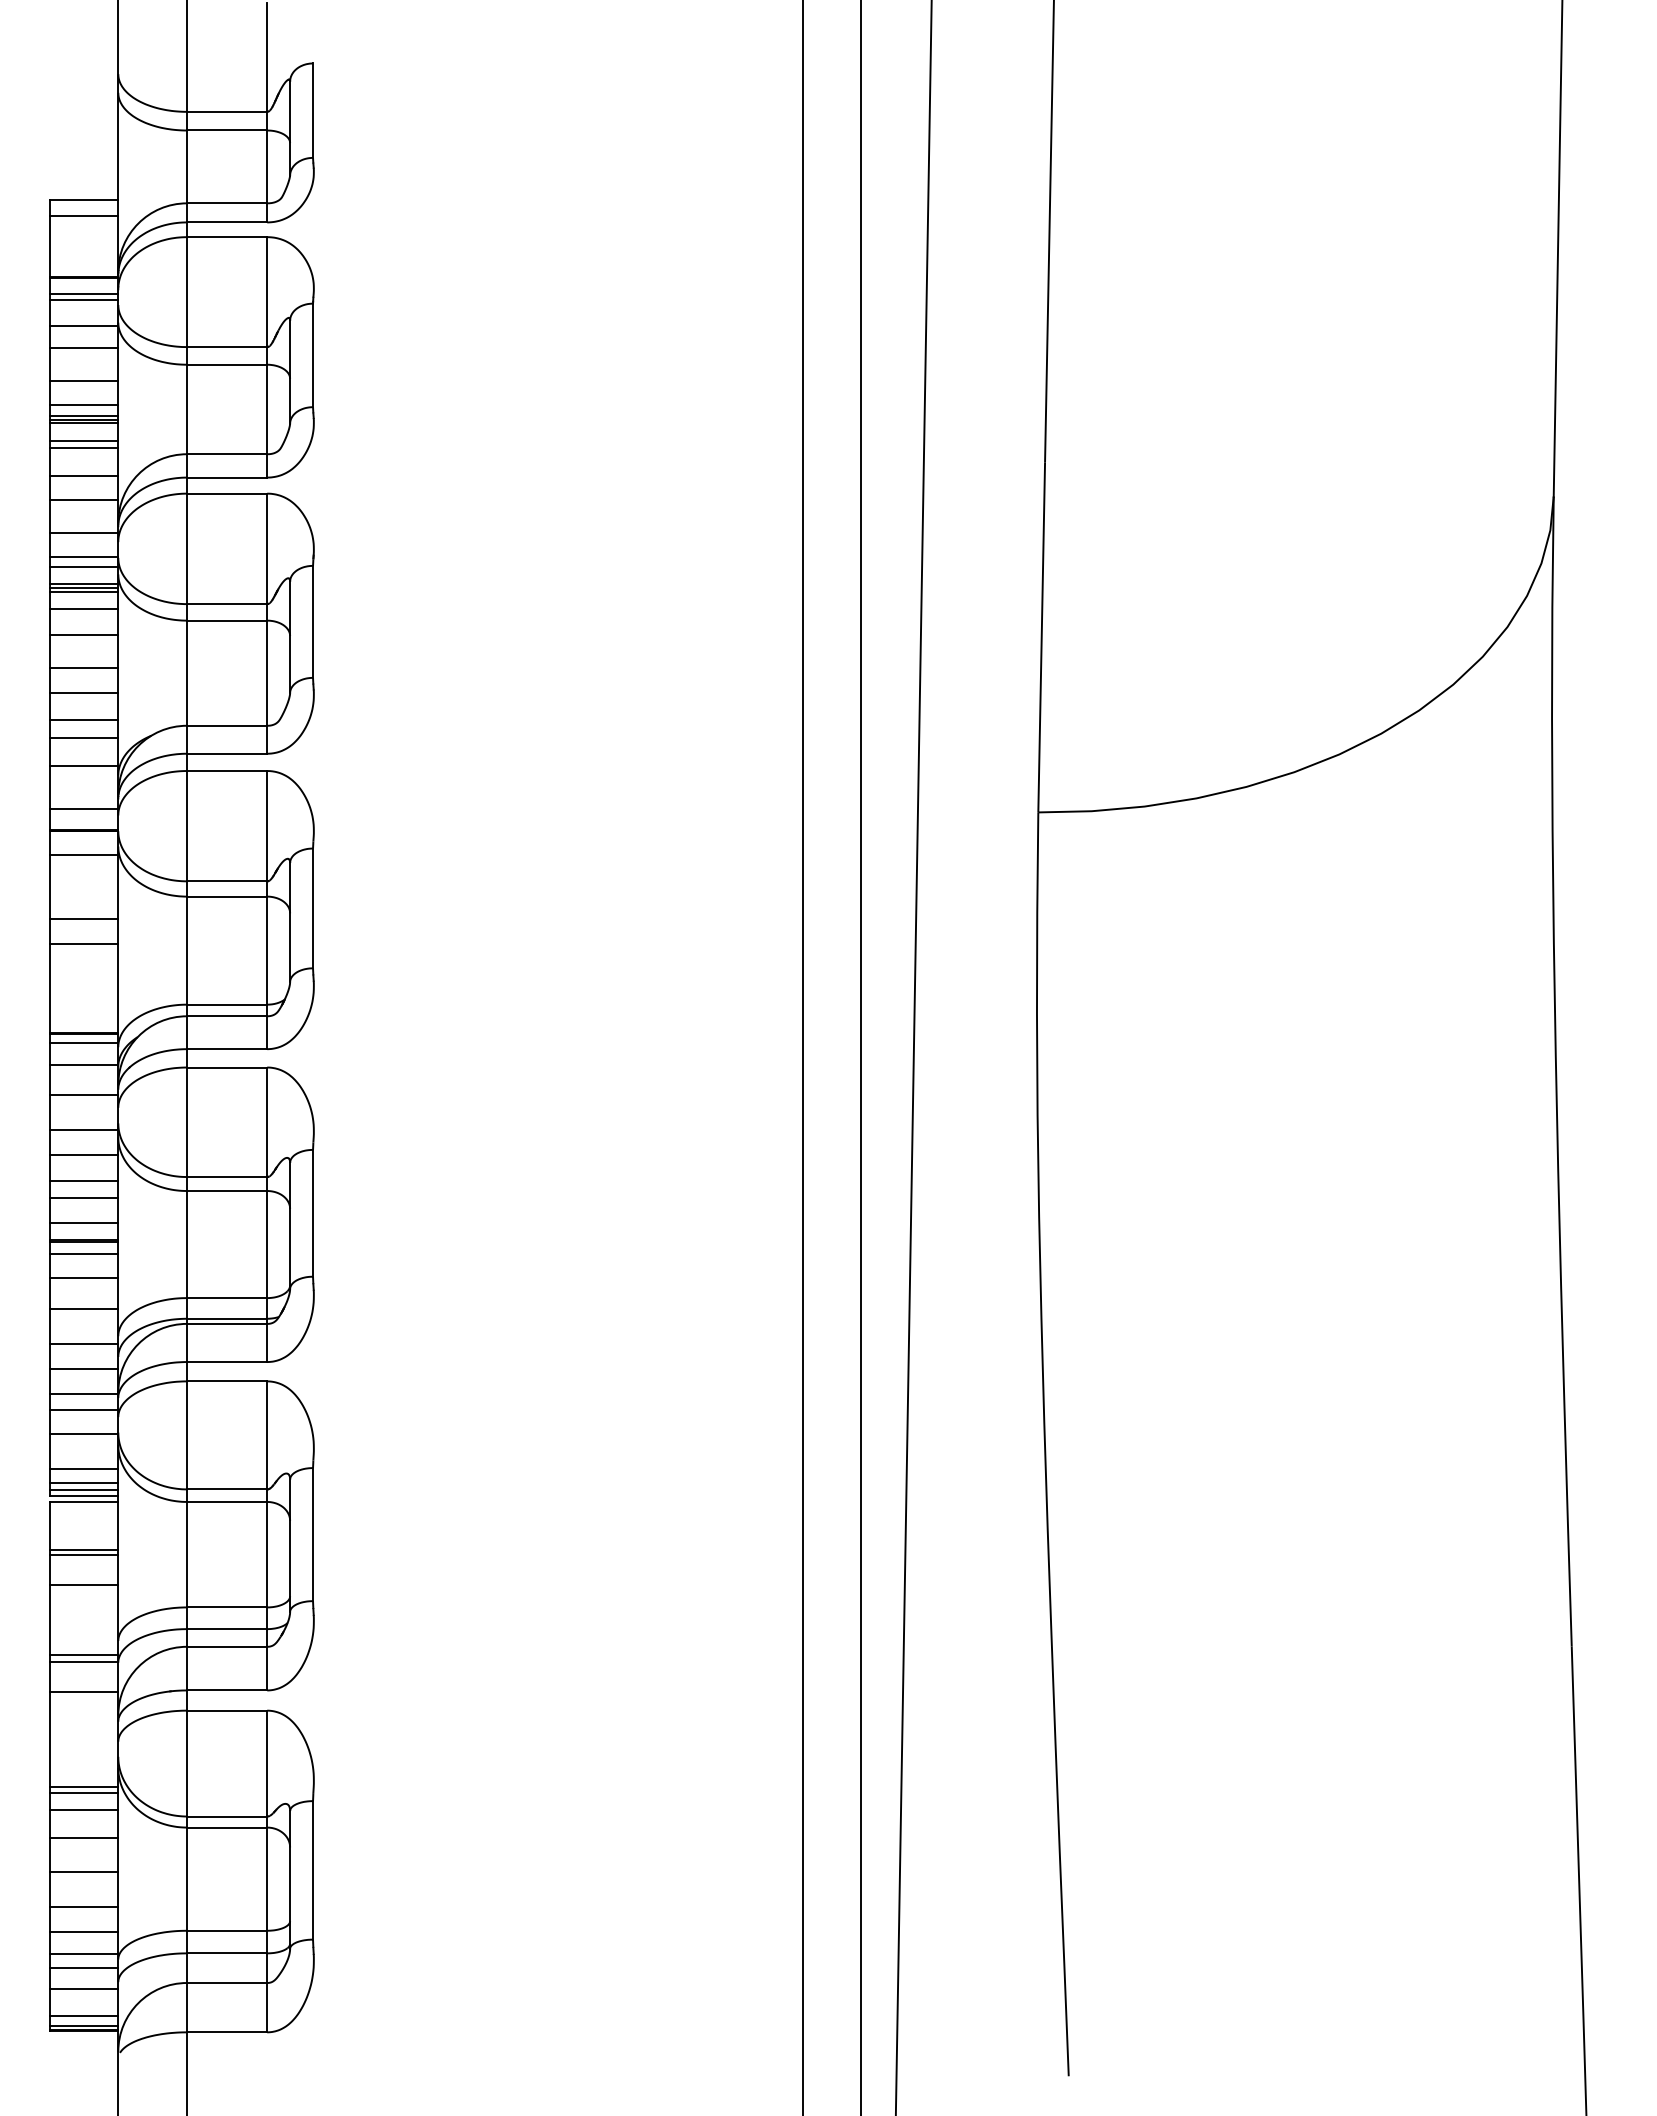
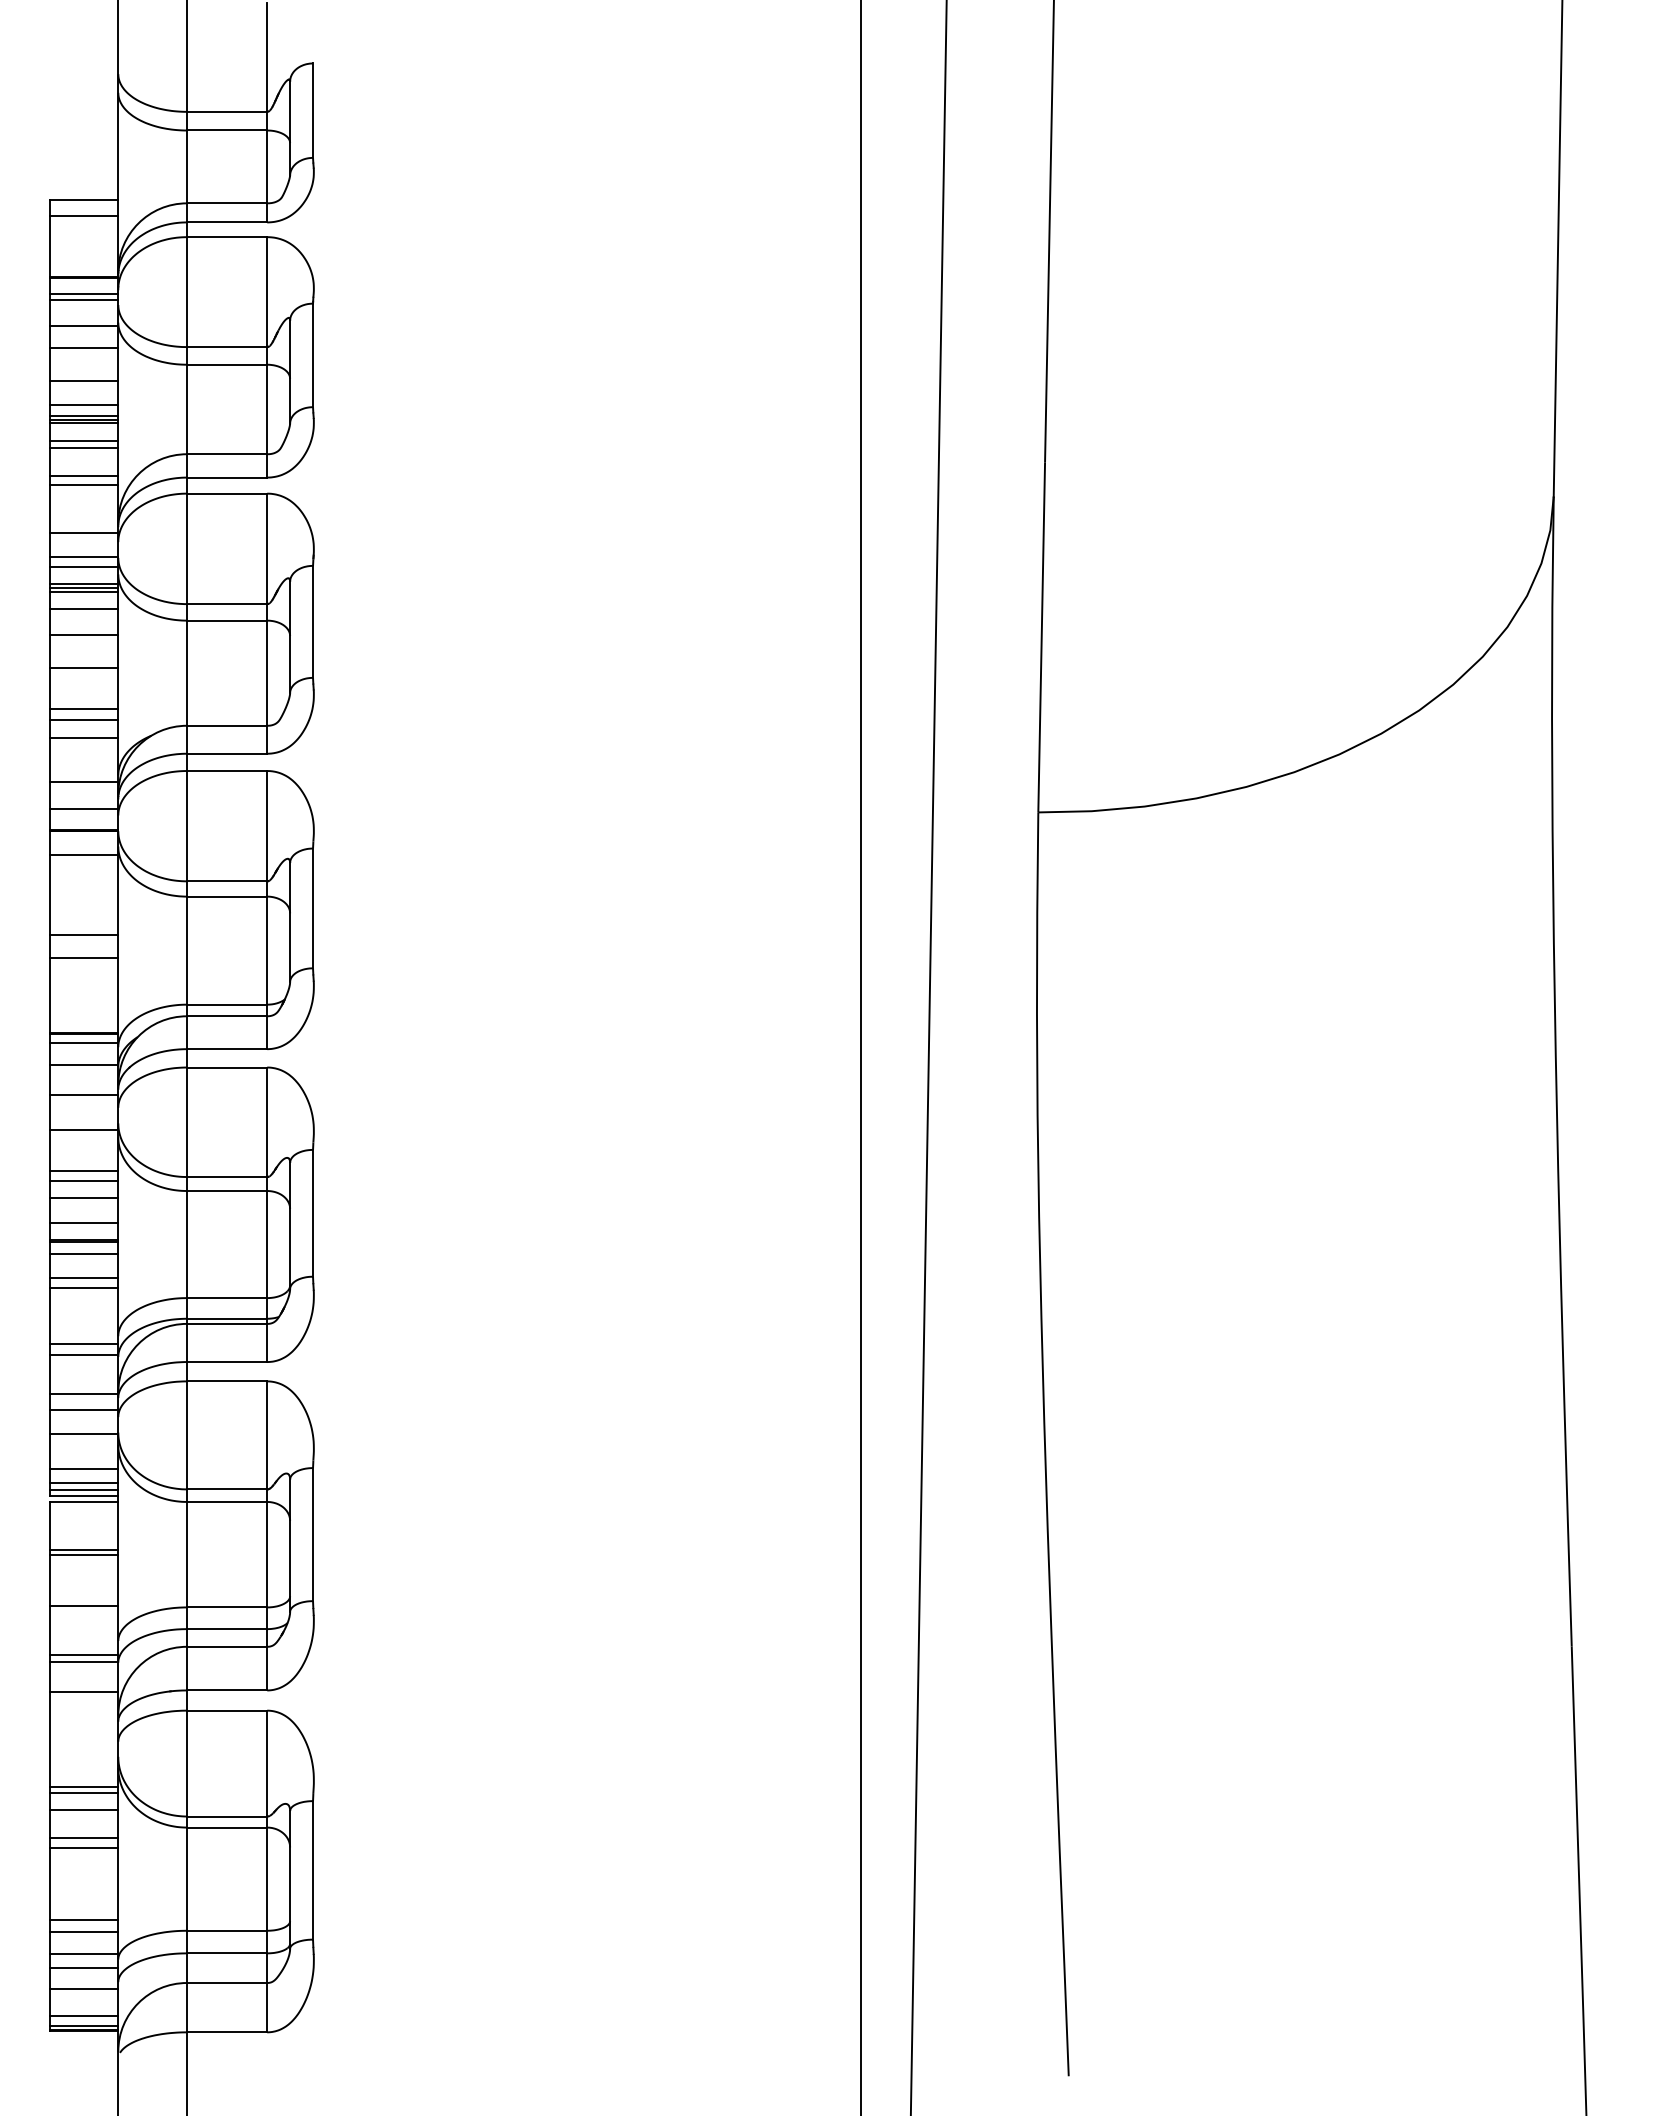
line position: (83, 499) -> (83, 484) (83, 484)
line position: (83, 693) -> (83, 709) (83, 709)
line position: (83, 766) -> (83, 782) (83, 782)
line position: (83, 918) -> (83, 934) (83, 934)
line position: (83, 943) -> (83, 957) (83, 957)
line: present -> none (803, 1057)
line position: (913, 1057) -> (928, 1057) (928, 1057)
line position: (83, 1155) -> (83, 1171) (83, 1171)
line position: (83, 1309) -> (83, 1288) (83, 1288)
line position: (83, 1369) -> (83, 1355) (83, 1355)
line position: (83, 1584) -> (83, 1605) (83, 1605)
line position: (83, 1872) -> (83, 1848) (83, 1848)
line position: (83, 1907) -> (83, 1920) (83, 1920)
